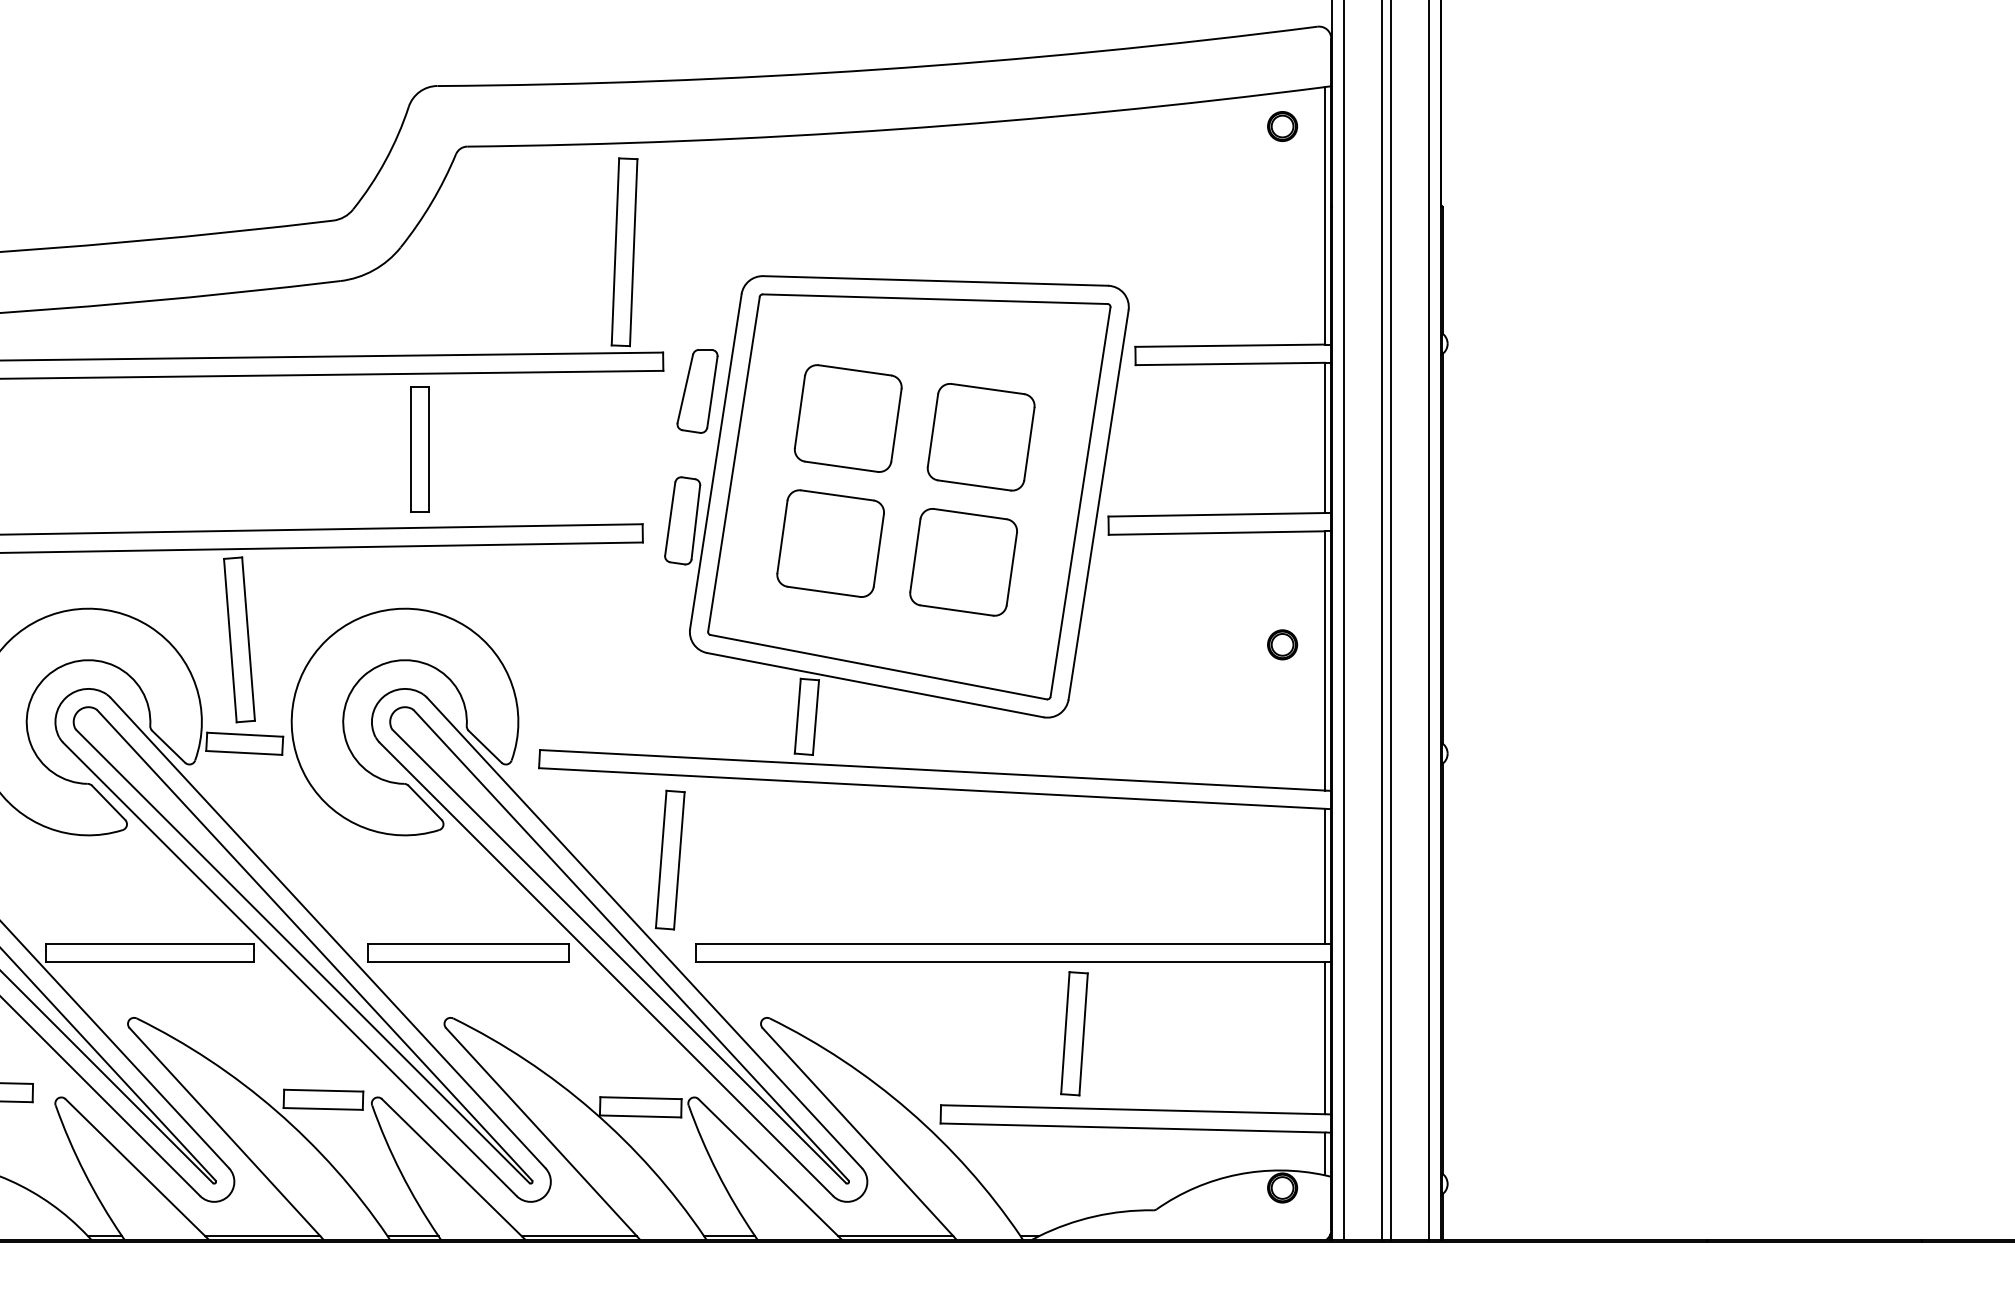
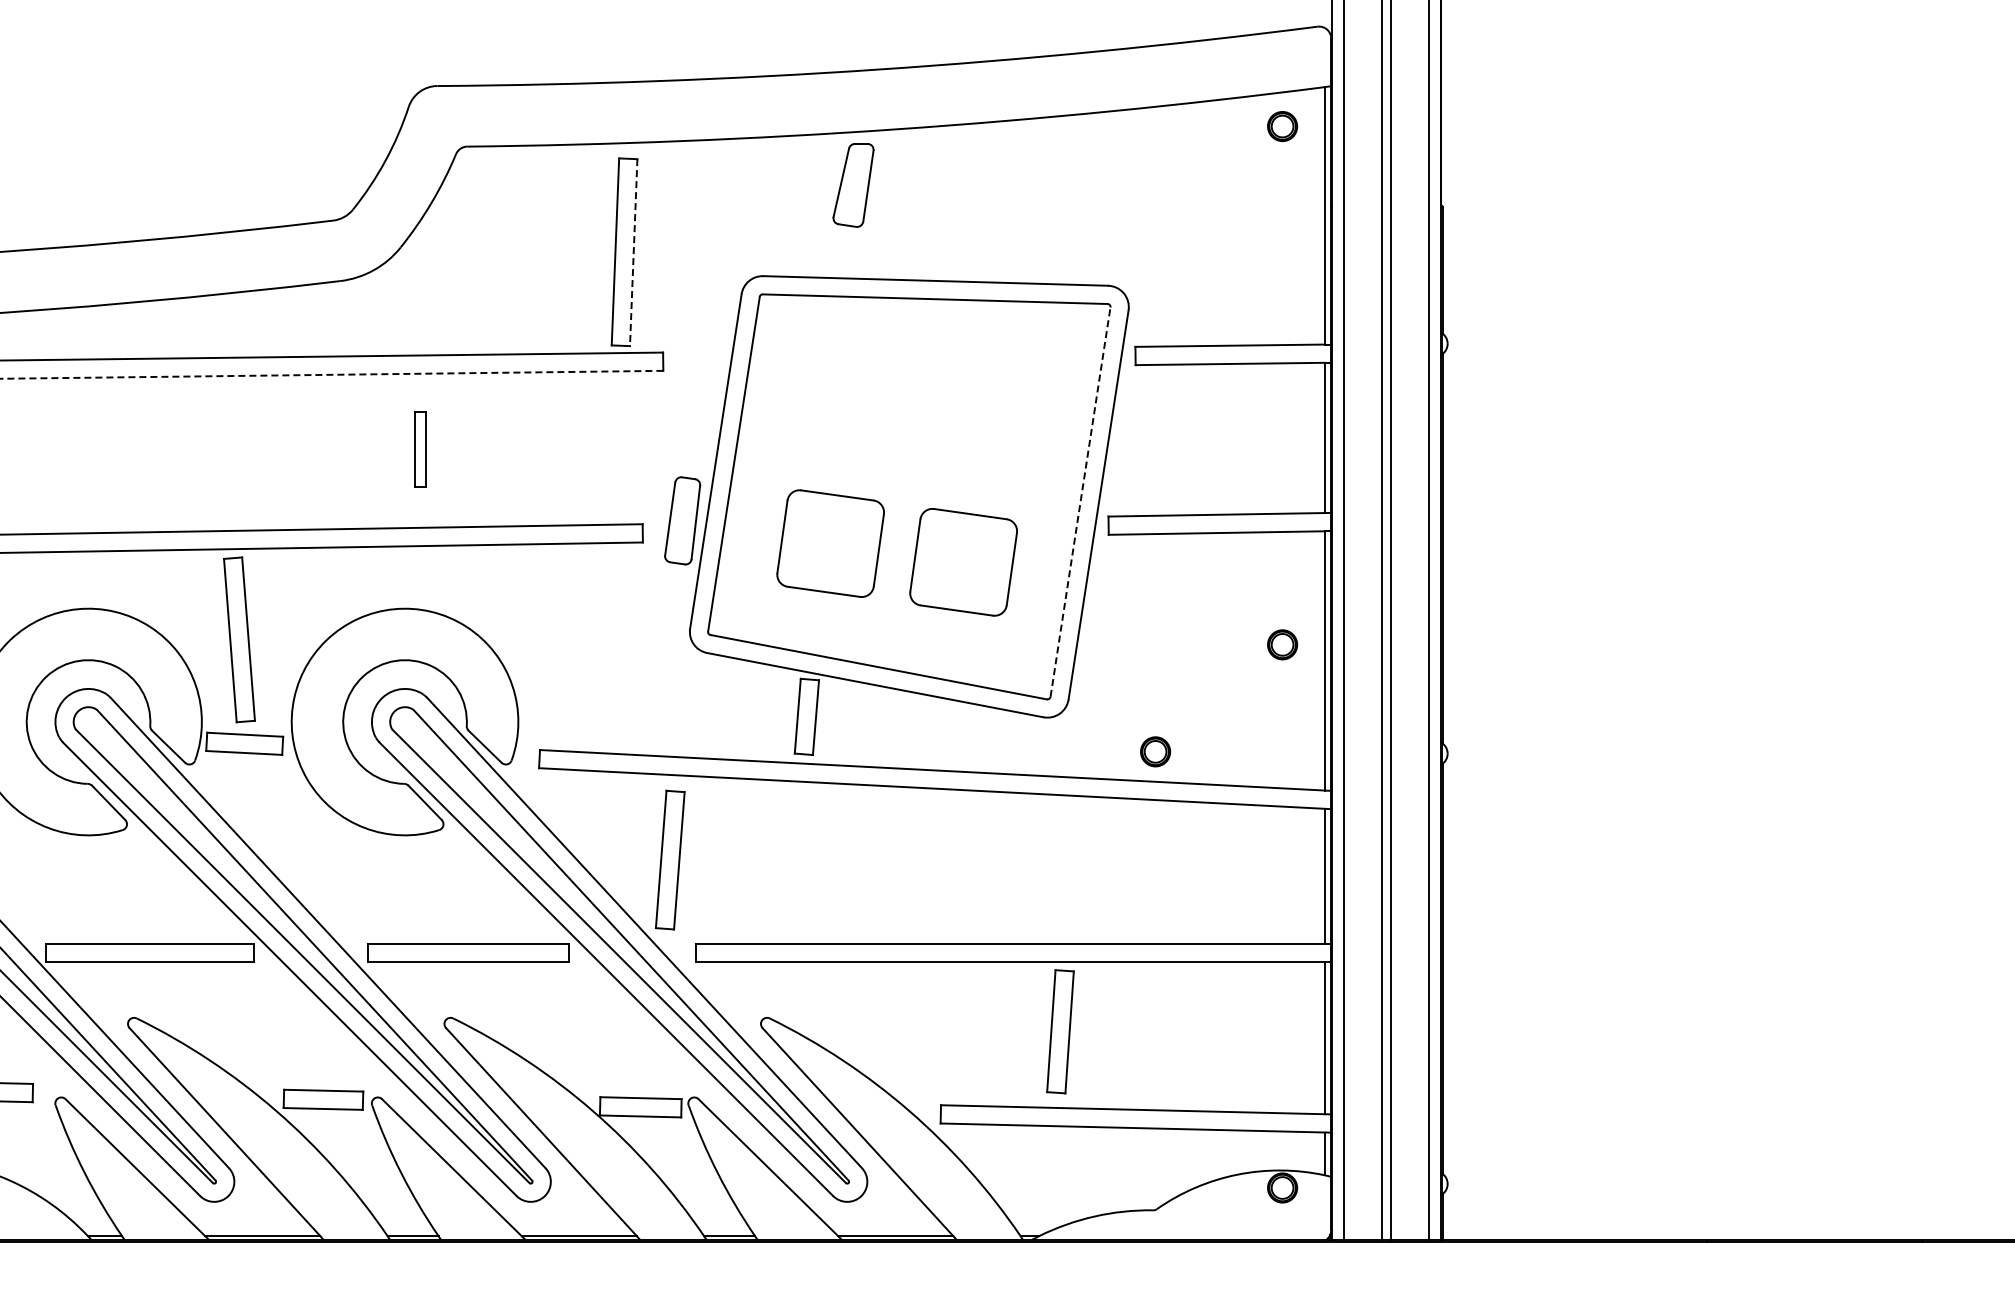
line: solid -> dashed (633, 252)
line: solid -> dashed (331, 374)
part position: (697, 391) -> (853, 185) (853, 185)
part: present -> none (847, 418)
part: present -> none (980, 437)
part size: 20x127 px -> 13x77 px (420, 449)
line: solid -> dashed (1080, 502)
part: none -> present (1155, 751)
part position: (1074, 1033) -> (1060, 1031) (1060, 1031)
